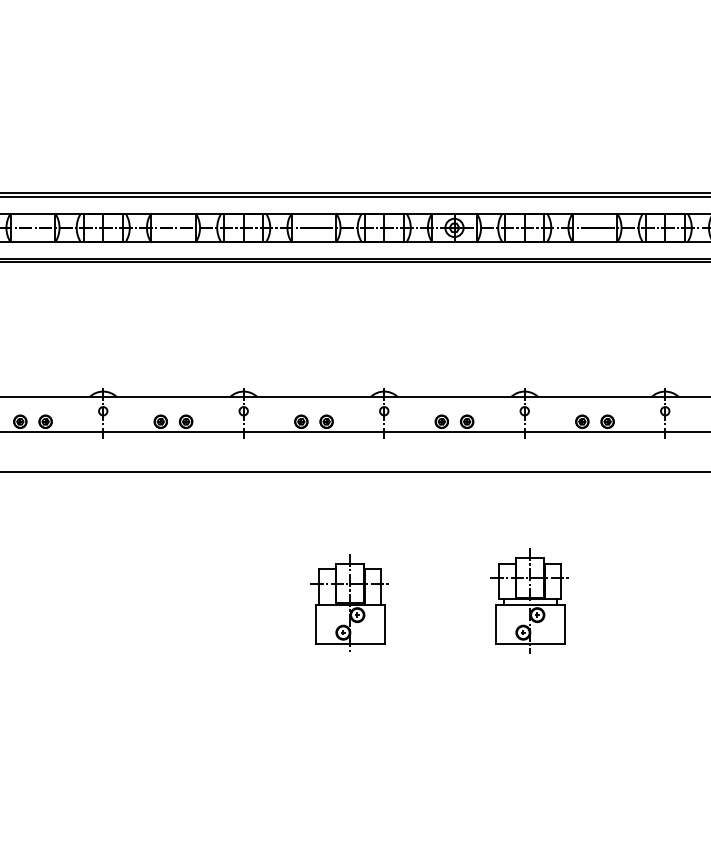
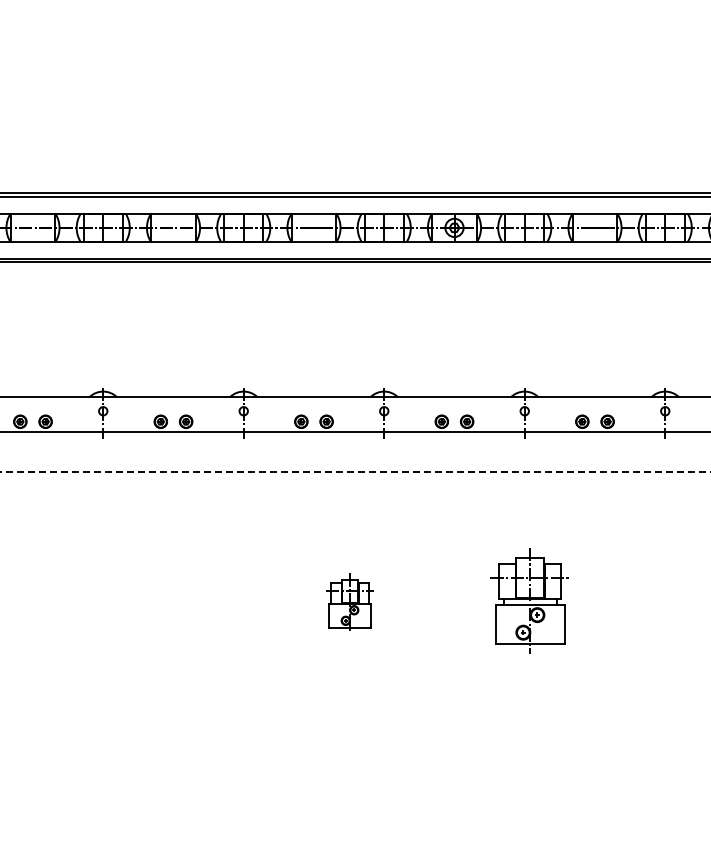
line: solid -> dashed (355, 471)
part size: 79x98 px -> 48x58 px (349, 601)
